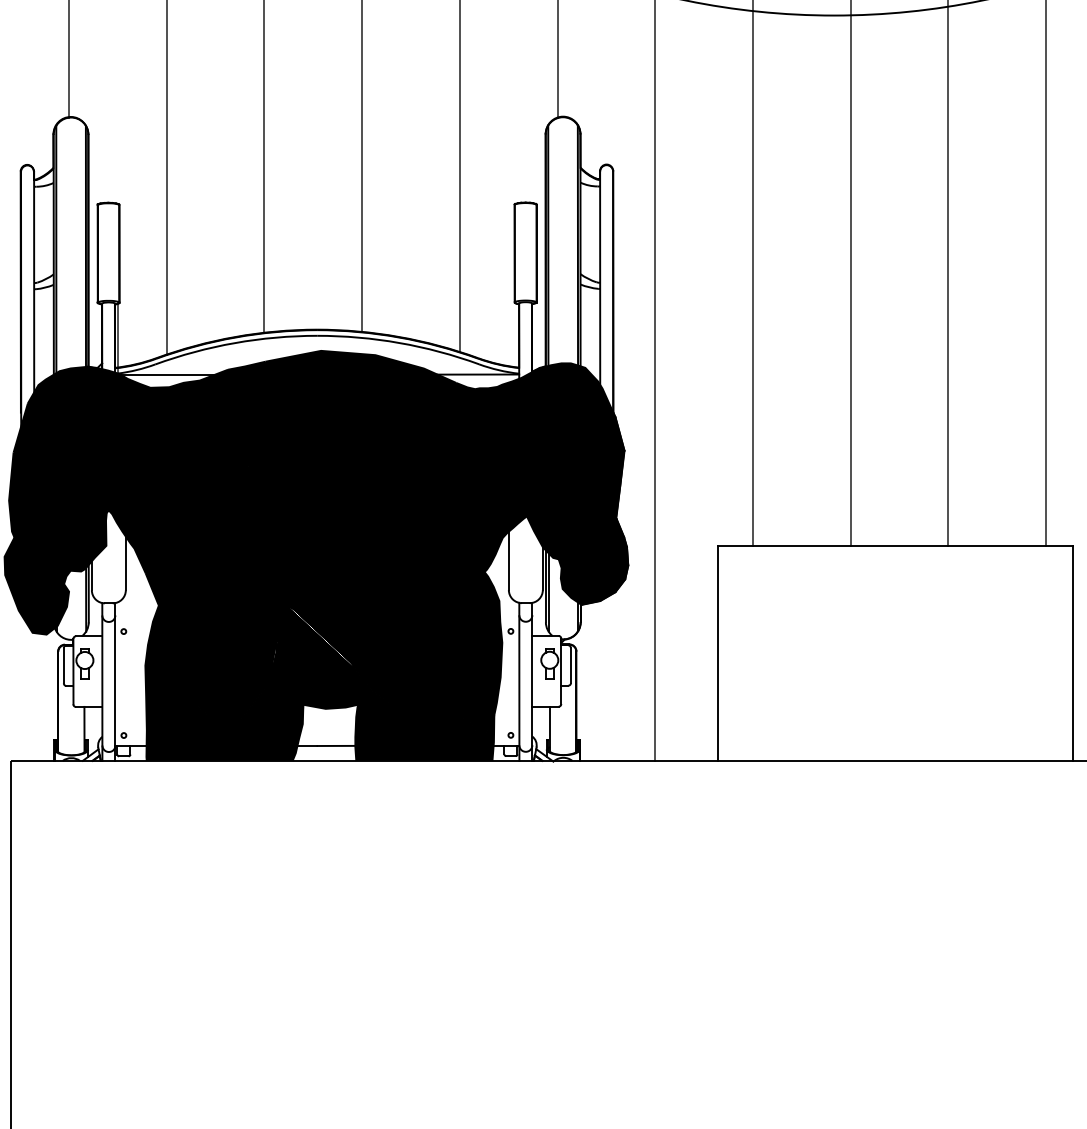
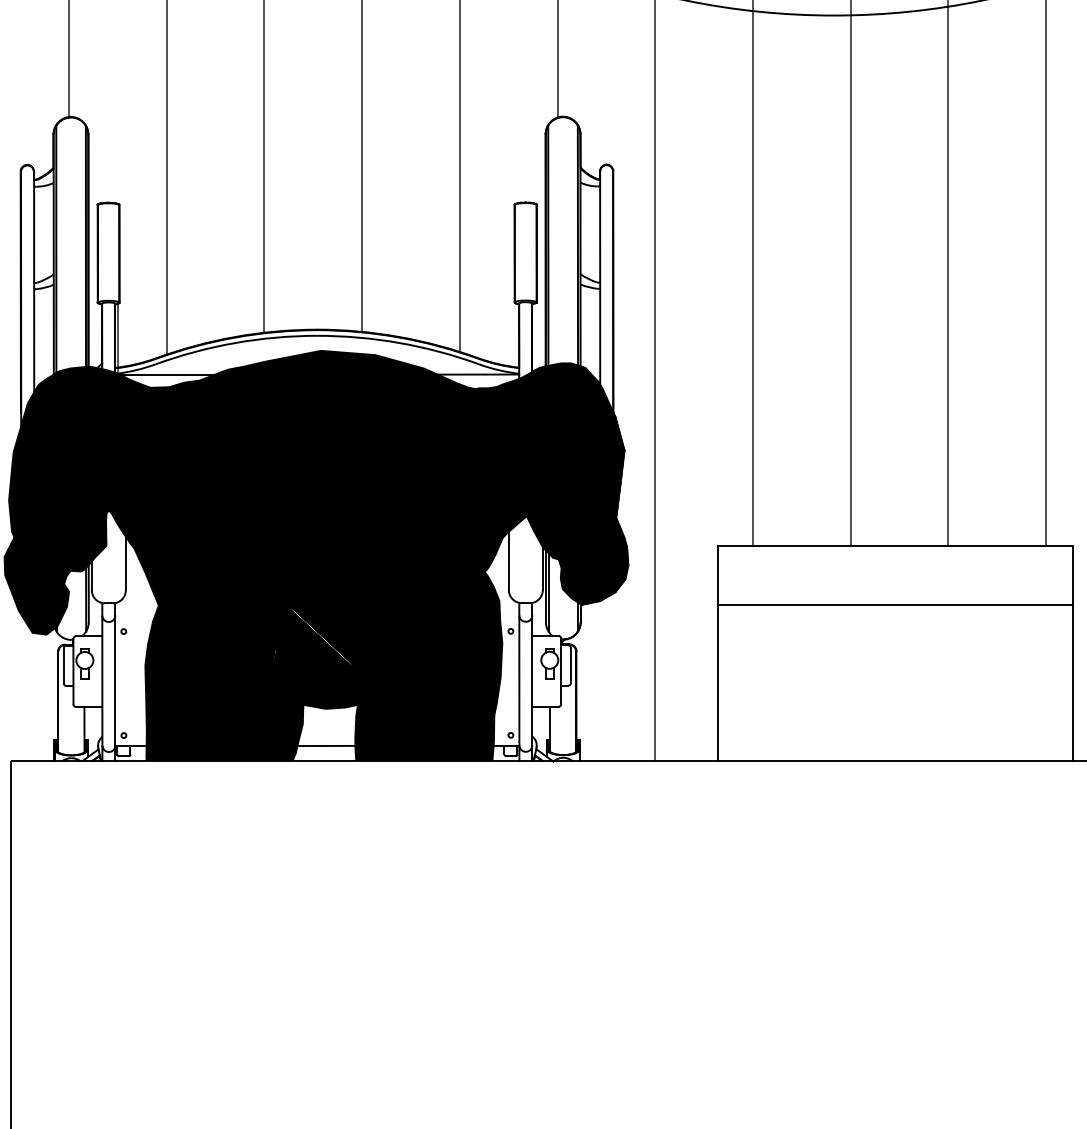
line: none -> present (895, 604)
